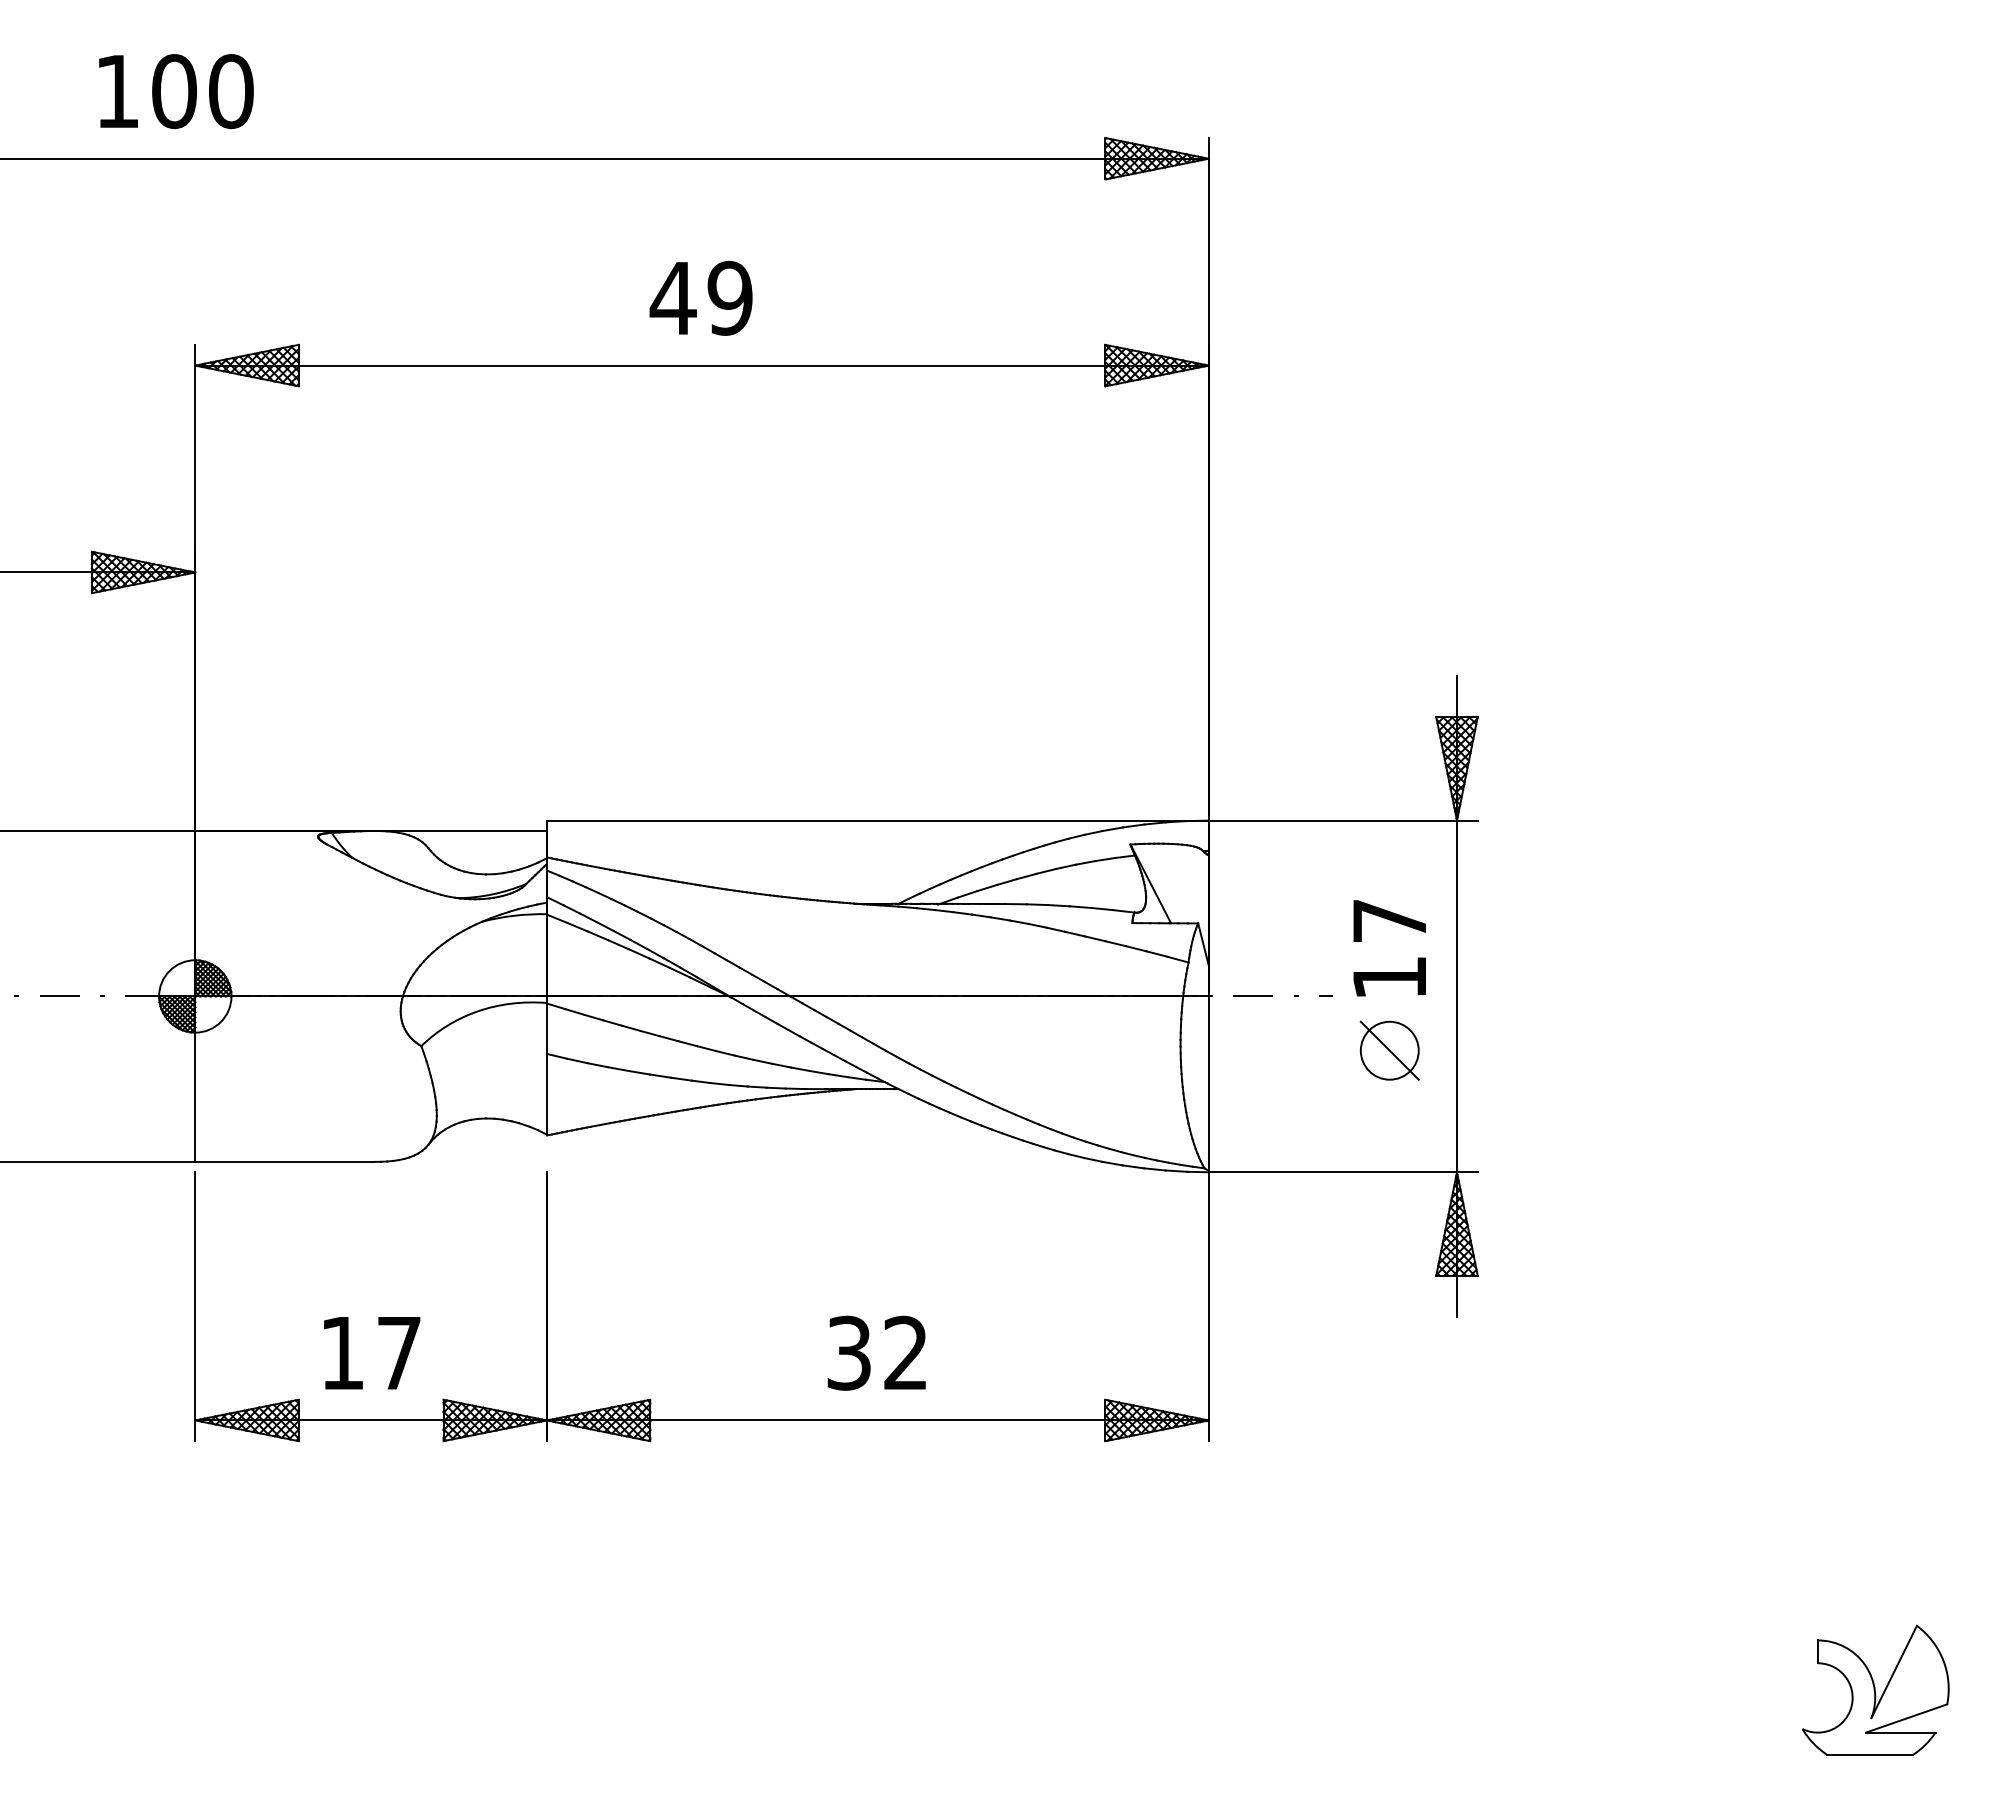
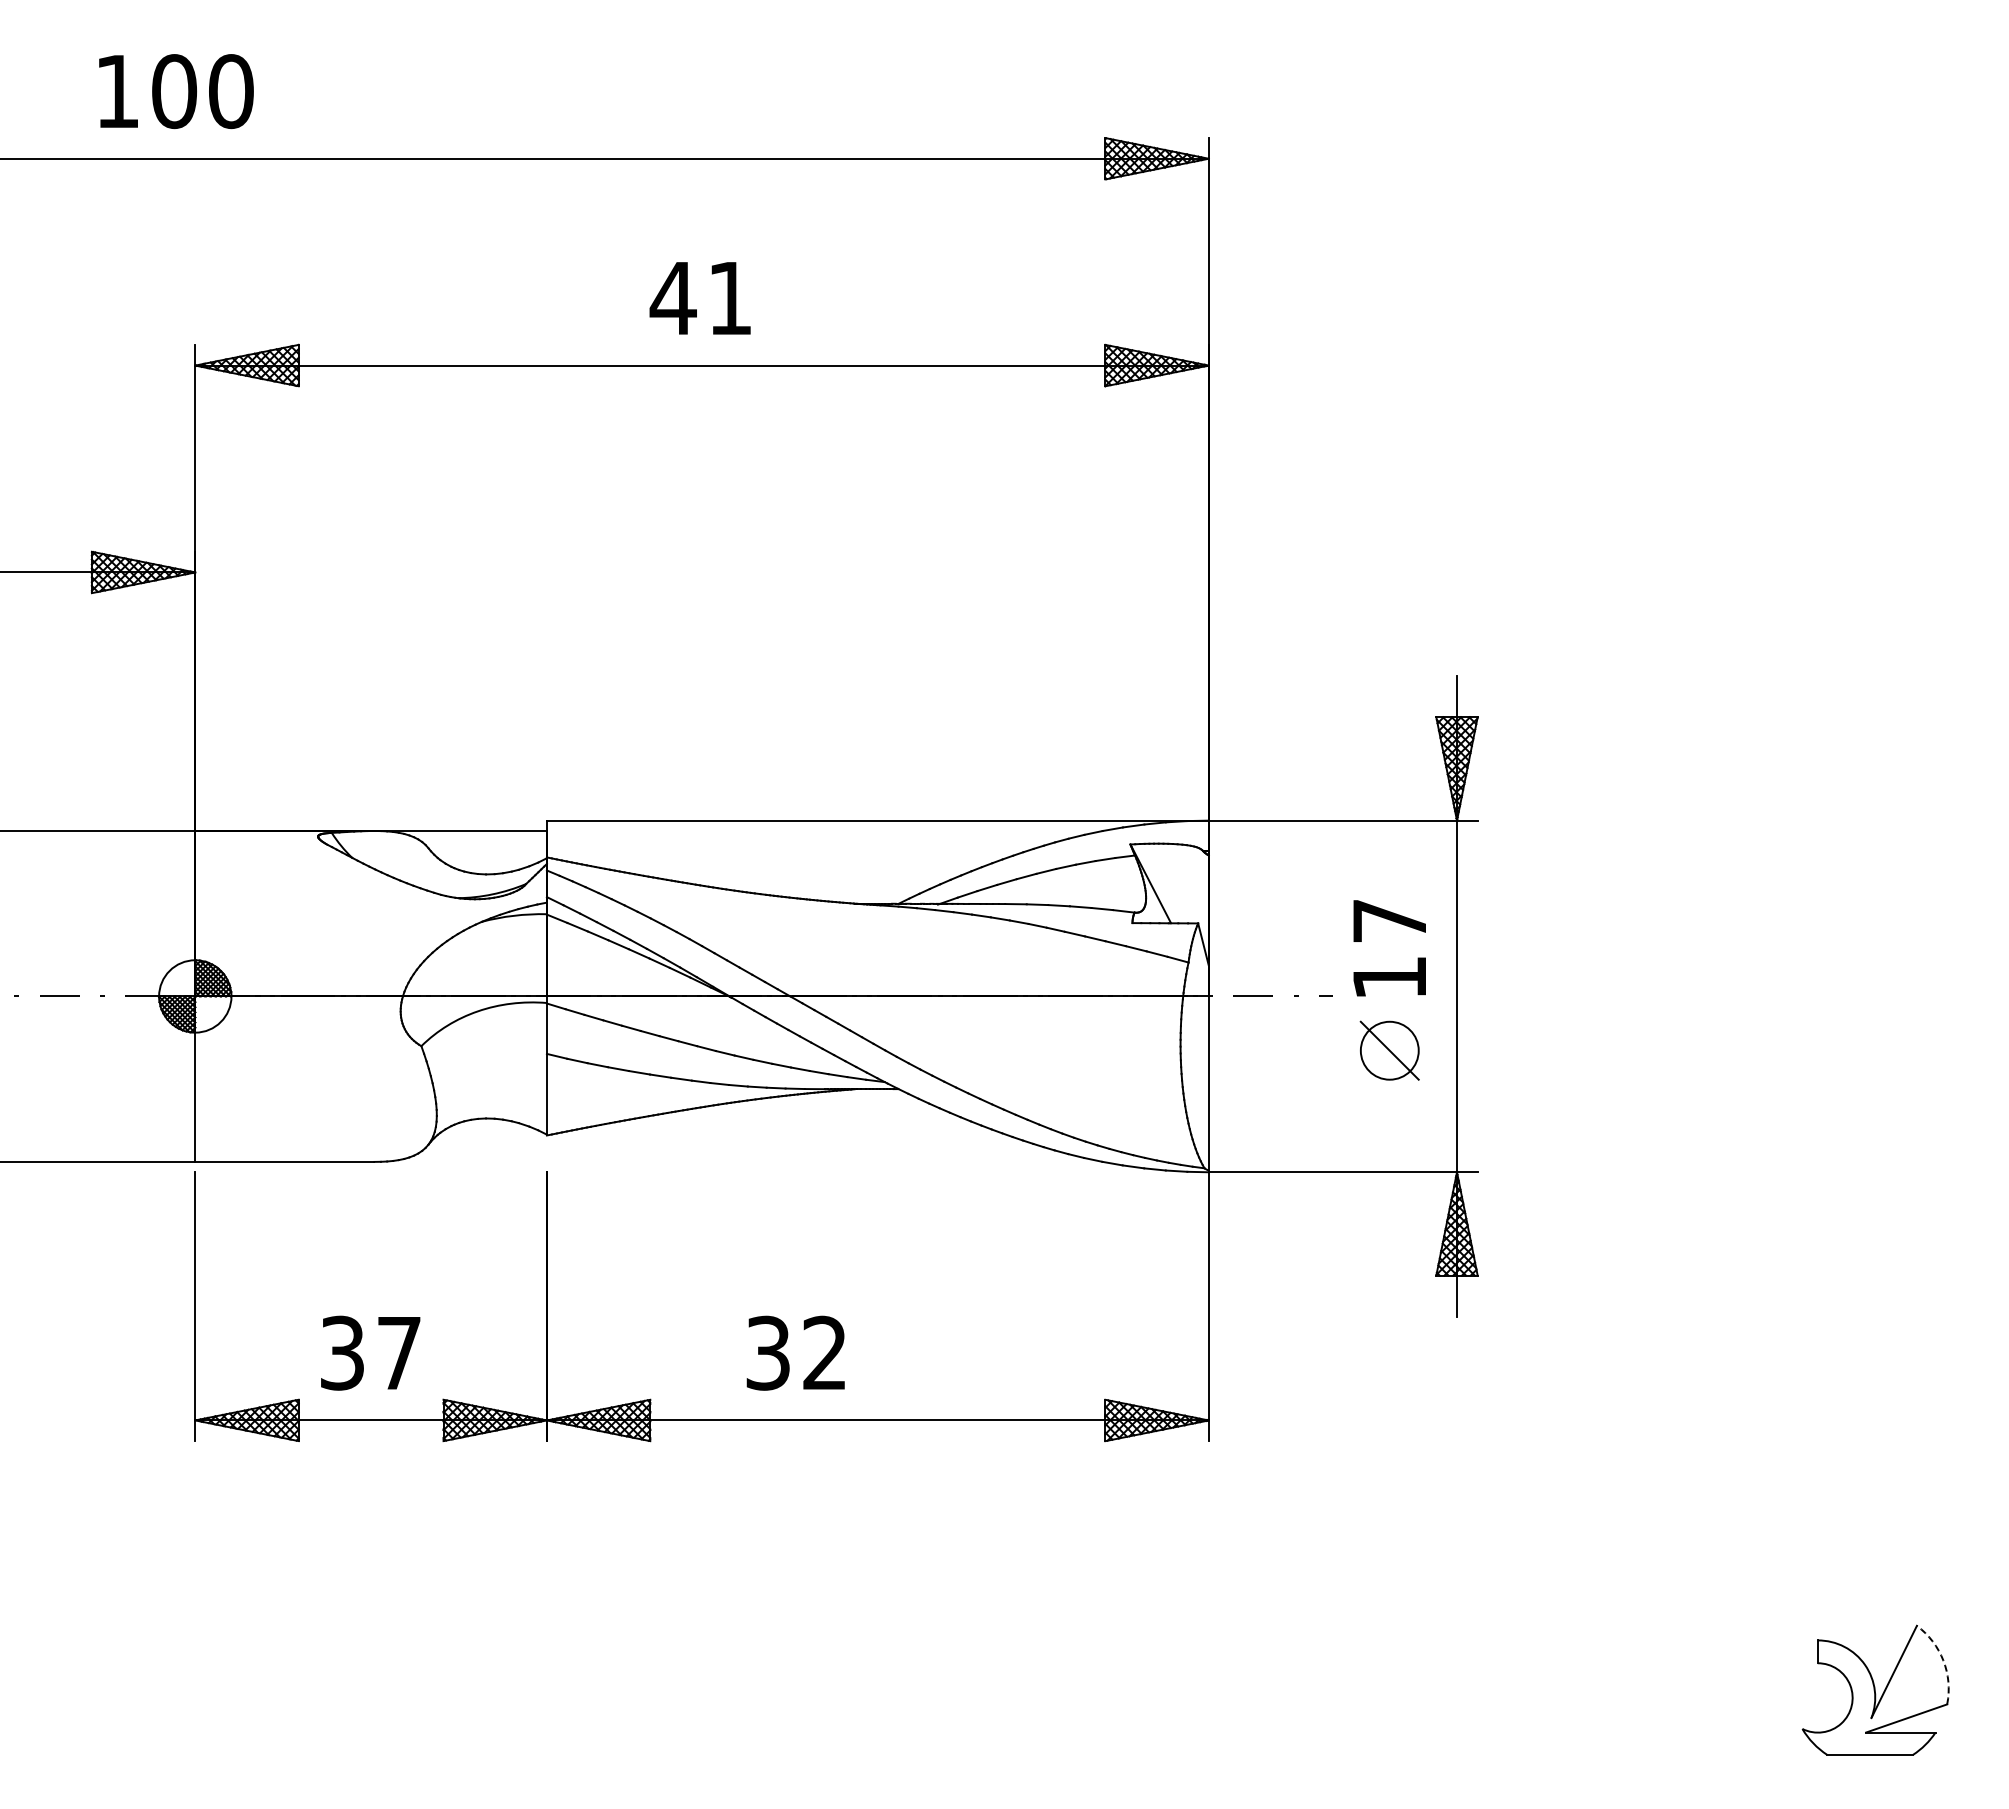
text: 49 -> 41 (729, 297)
text: 17 -> 37 (342, 1352)
text position: (876, 1352) -> (795, 1352) (795, 1352)
arc: solid -> dashed (1943, 1660)
